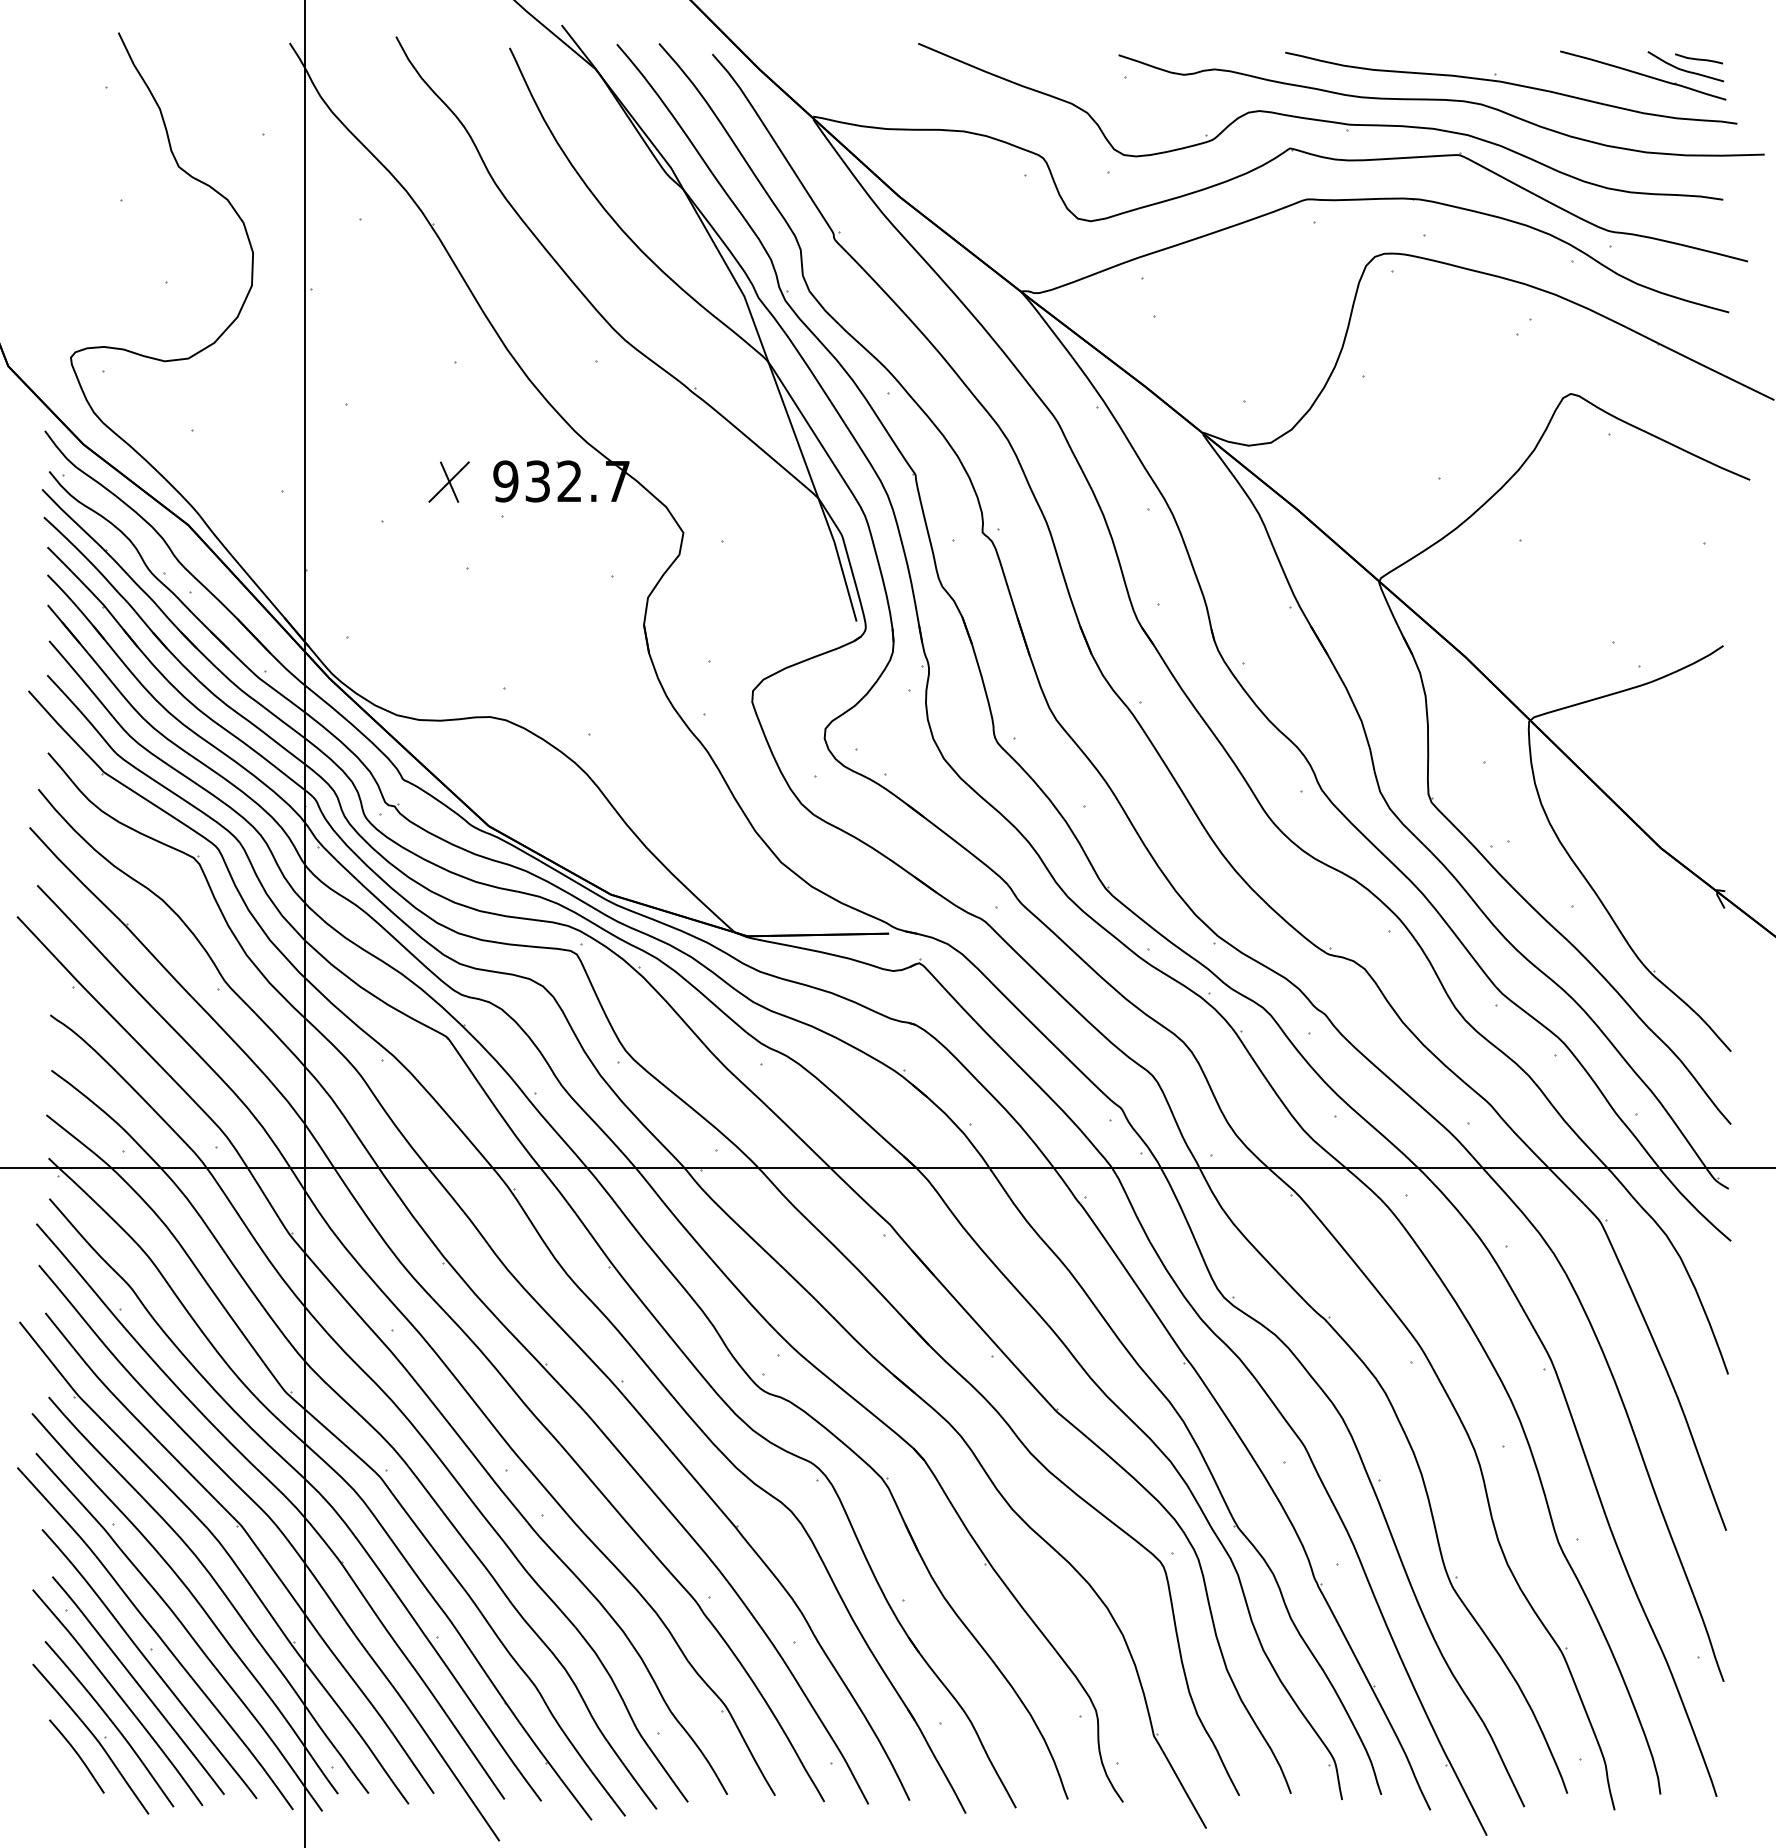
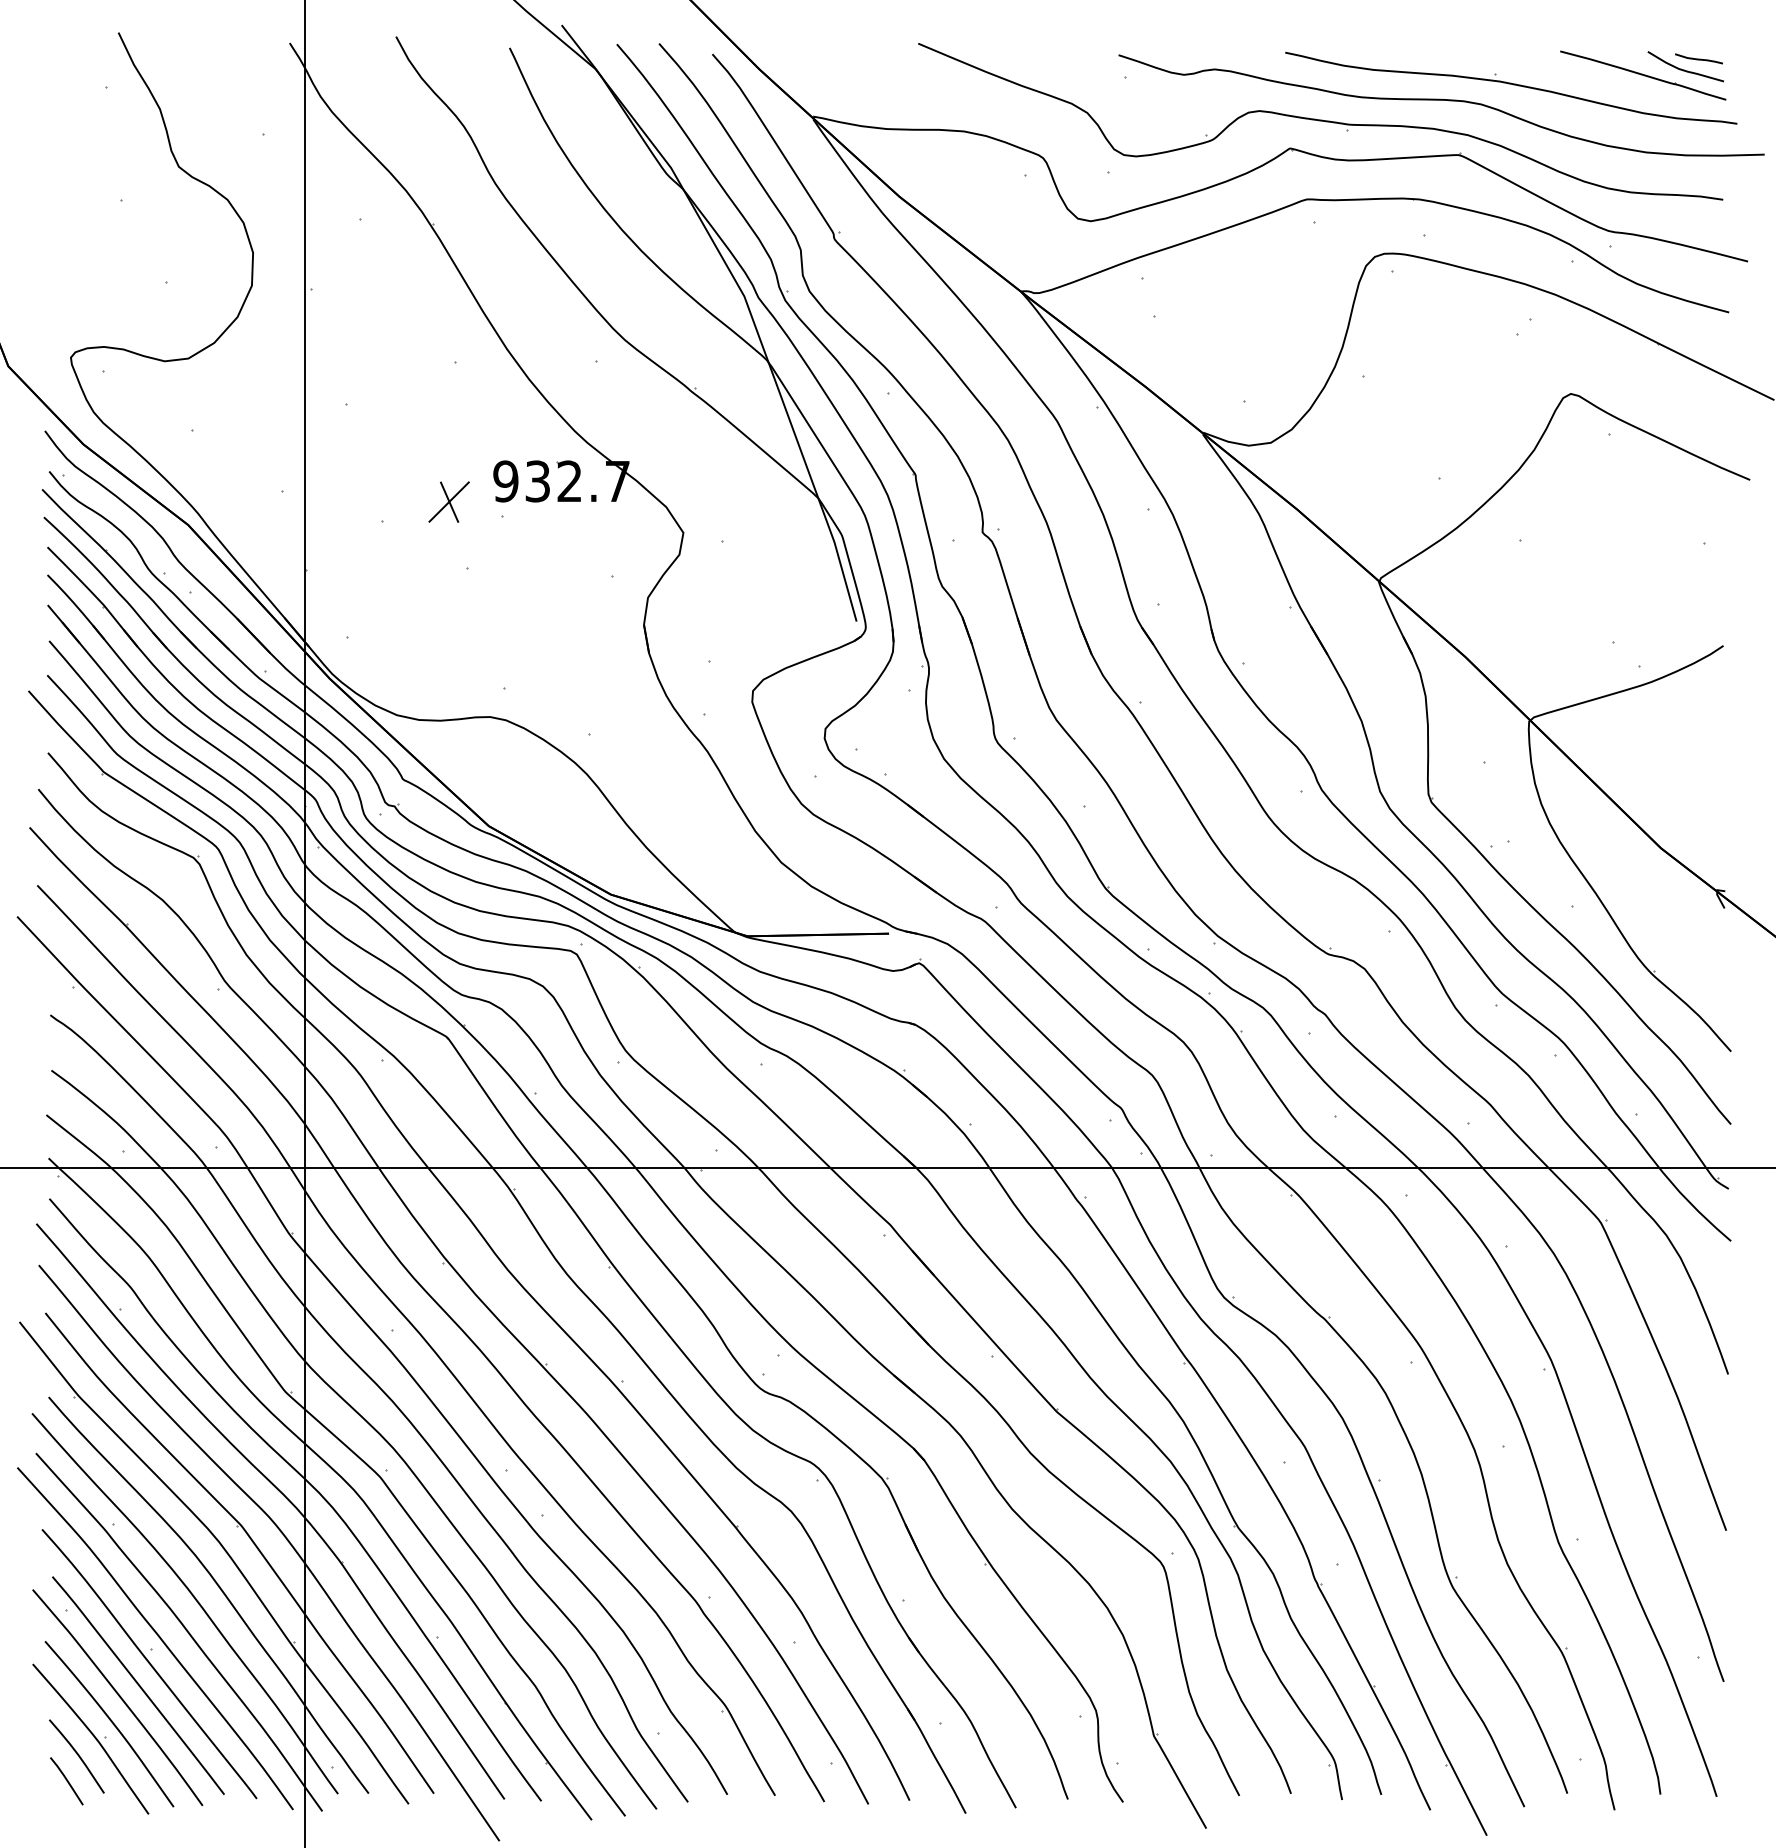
part position: (448, 481) -> (448, 501) (448, 501)
line: none -> present (66, 1781)
